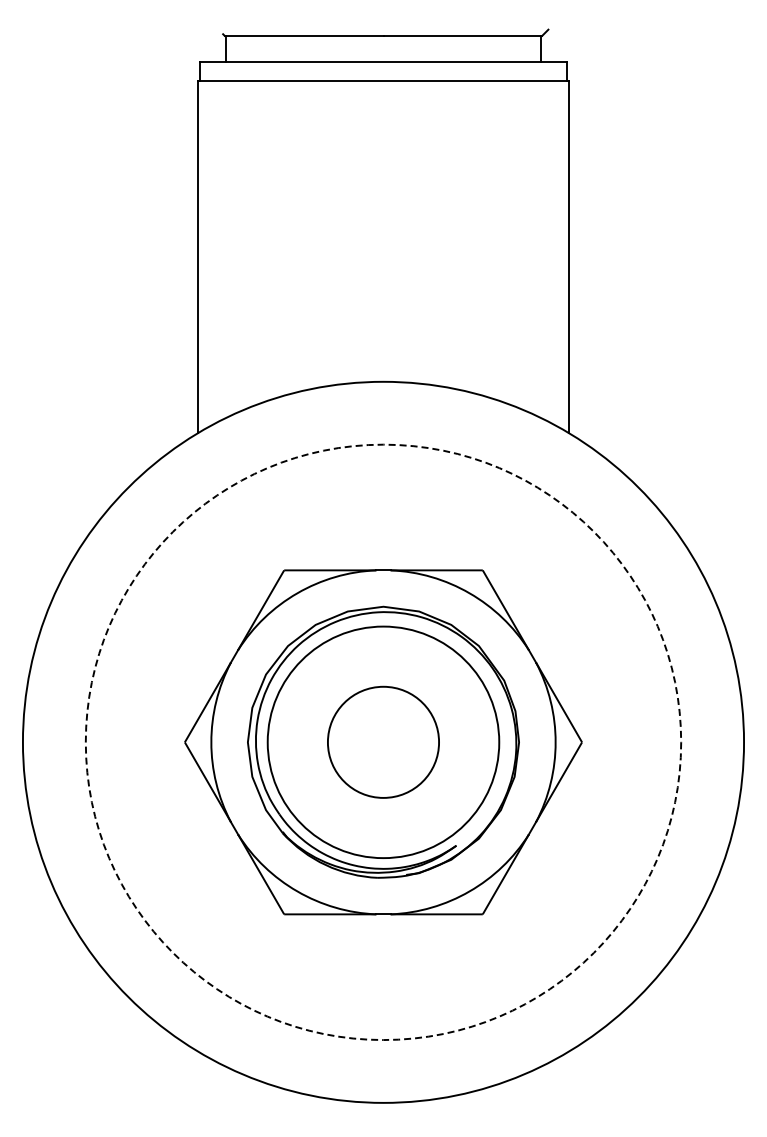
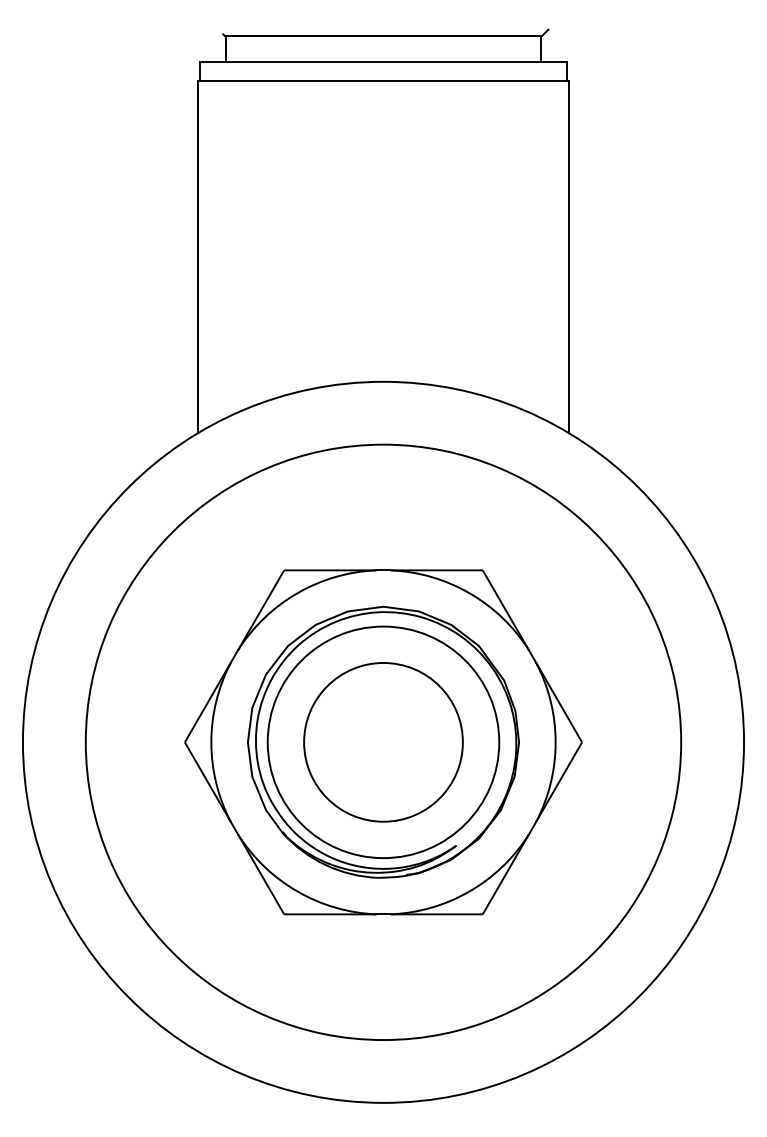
circle diameter: 111 px -> 159 px (383, 741)
circle: dashed -> solid (383, 742)
